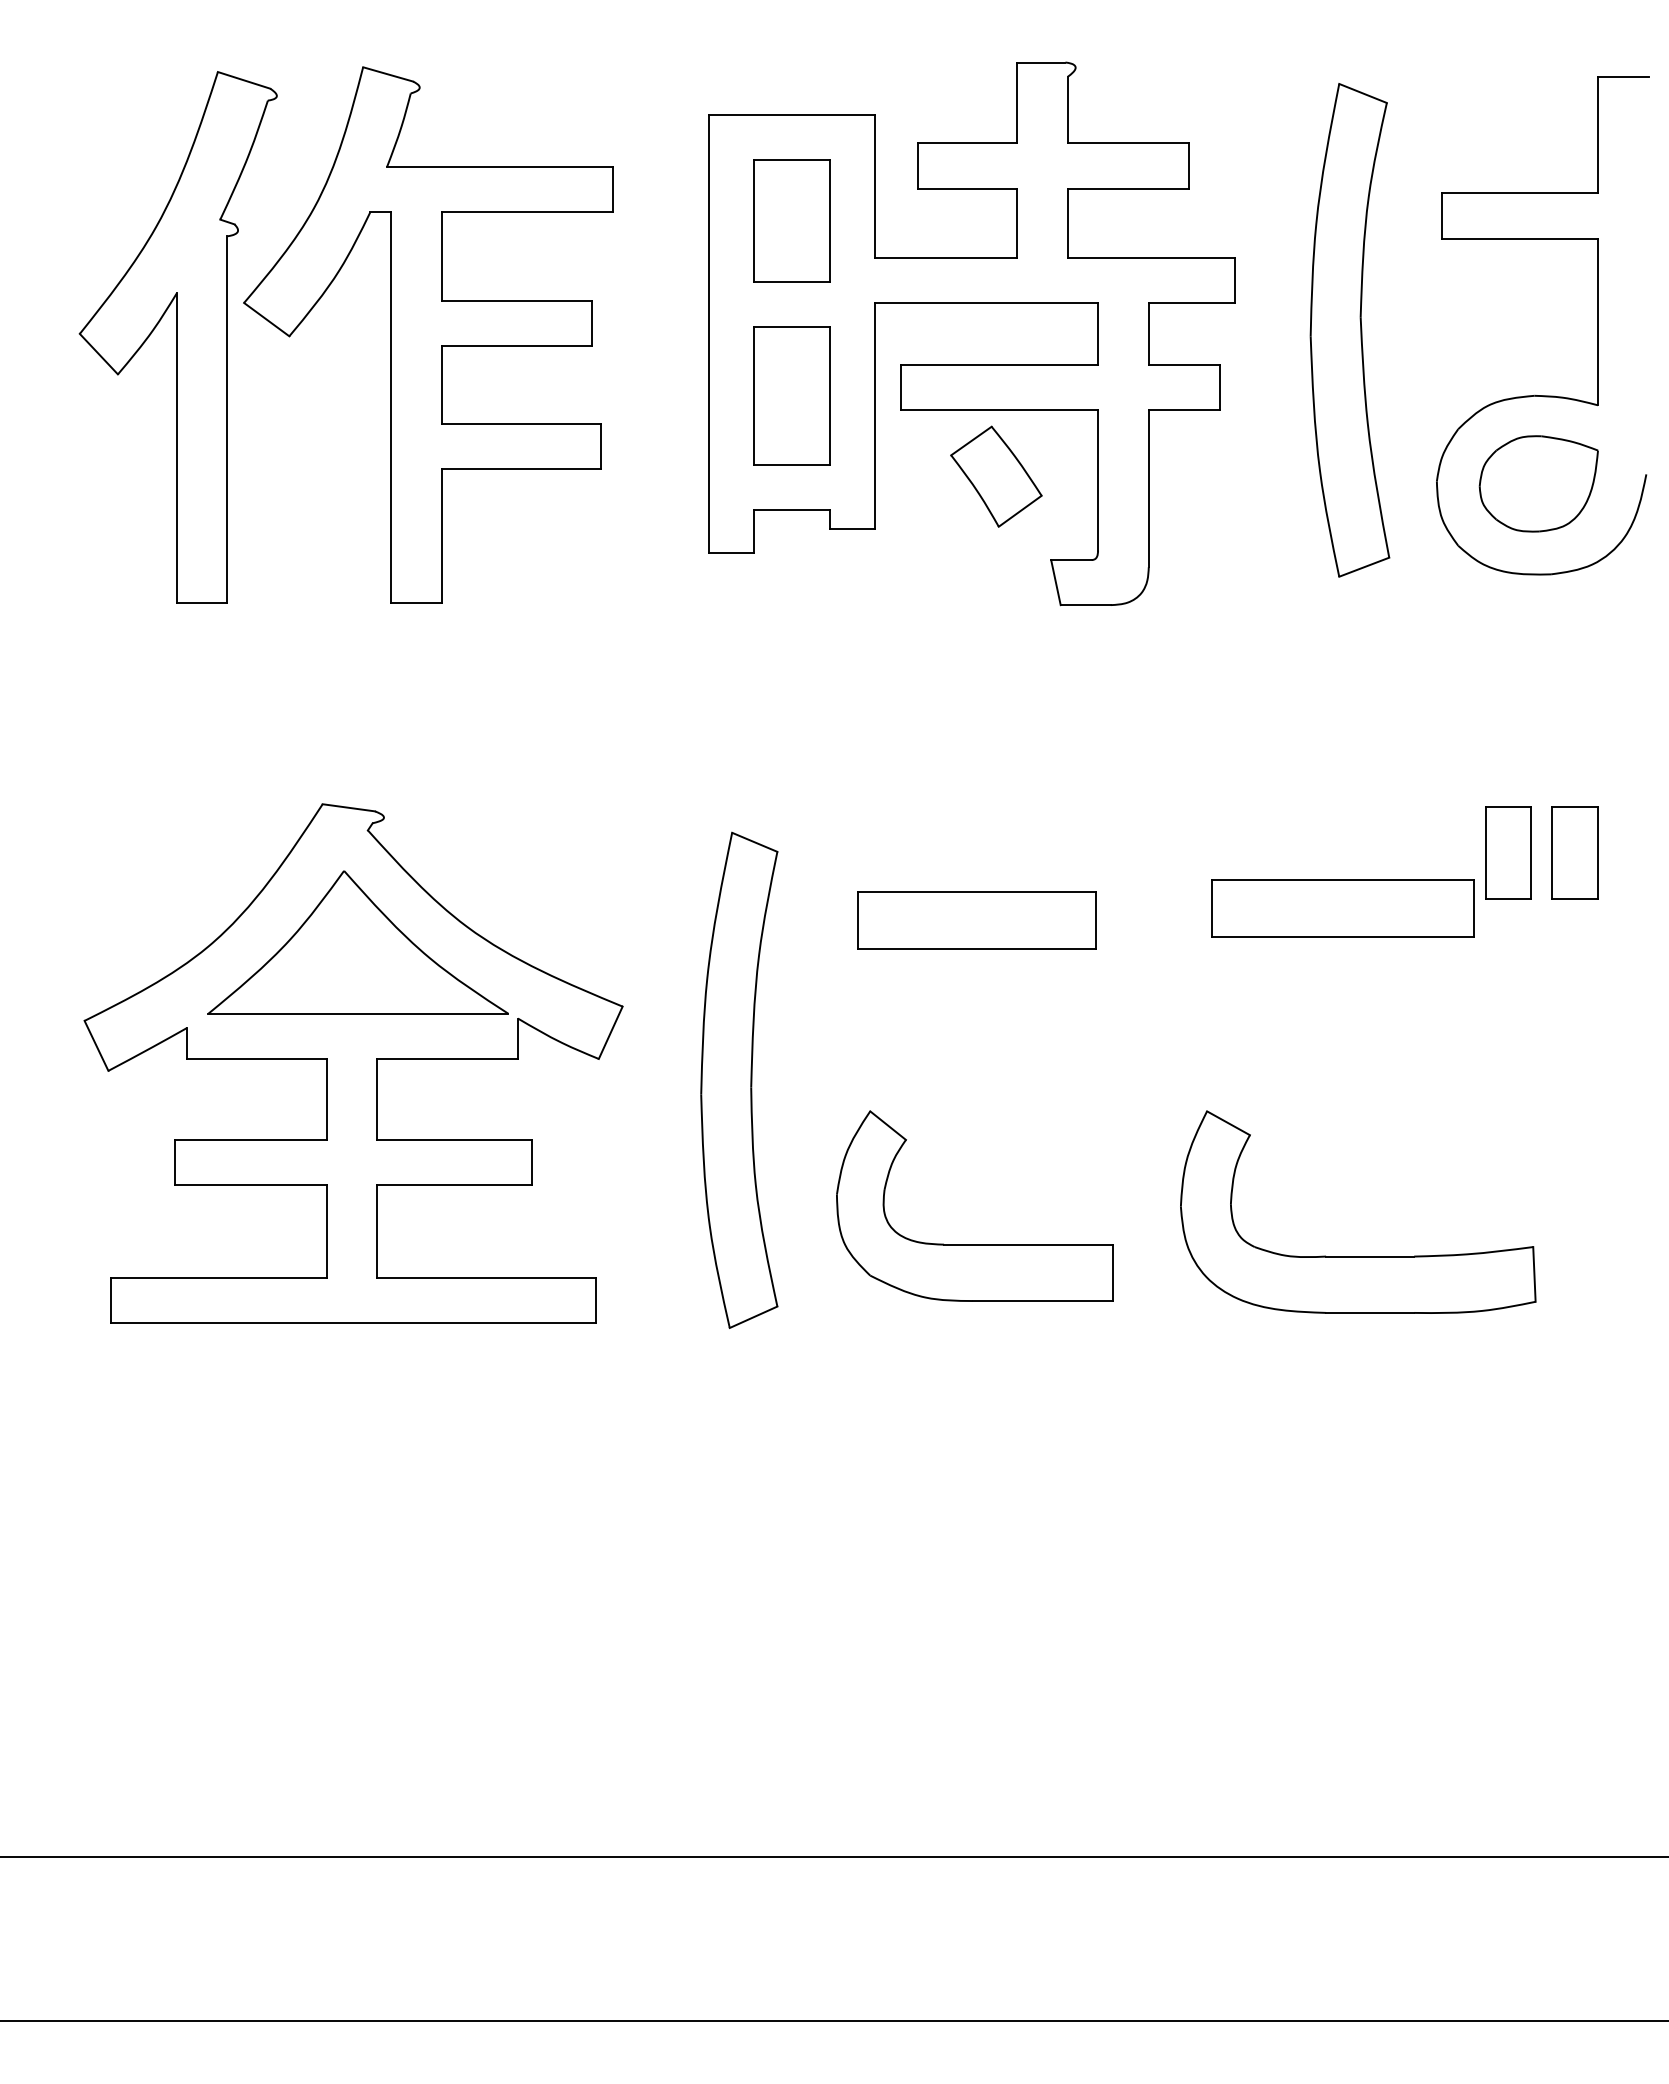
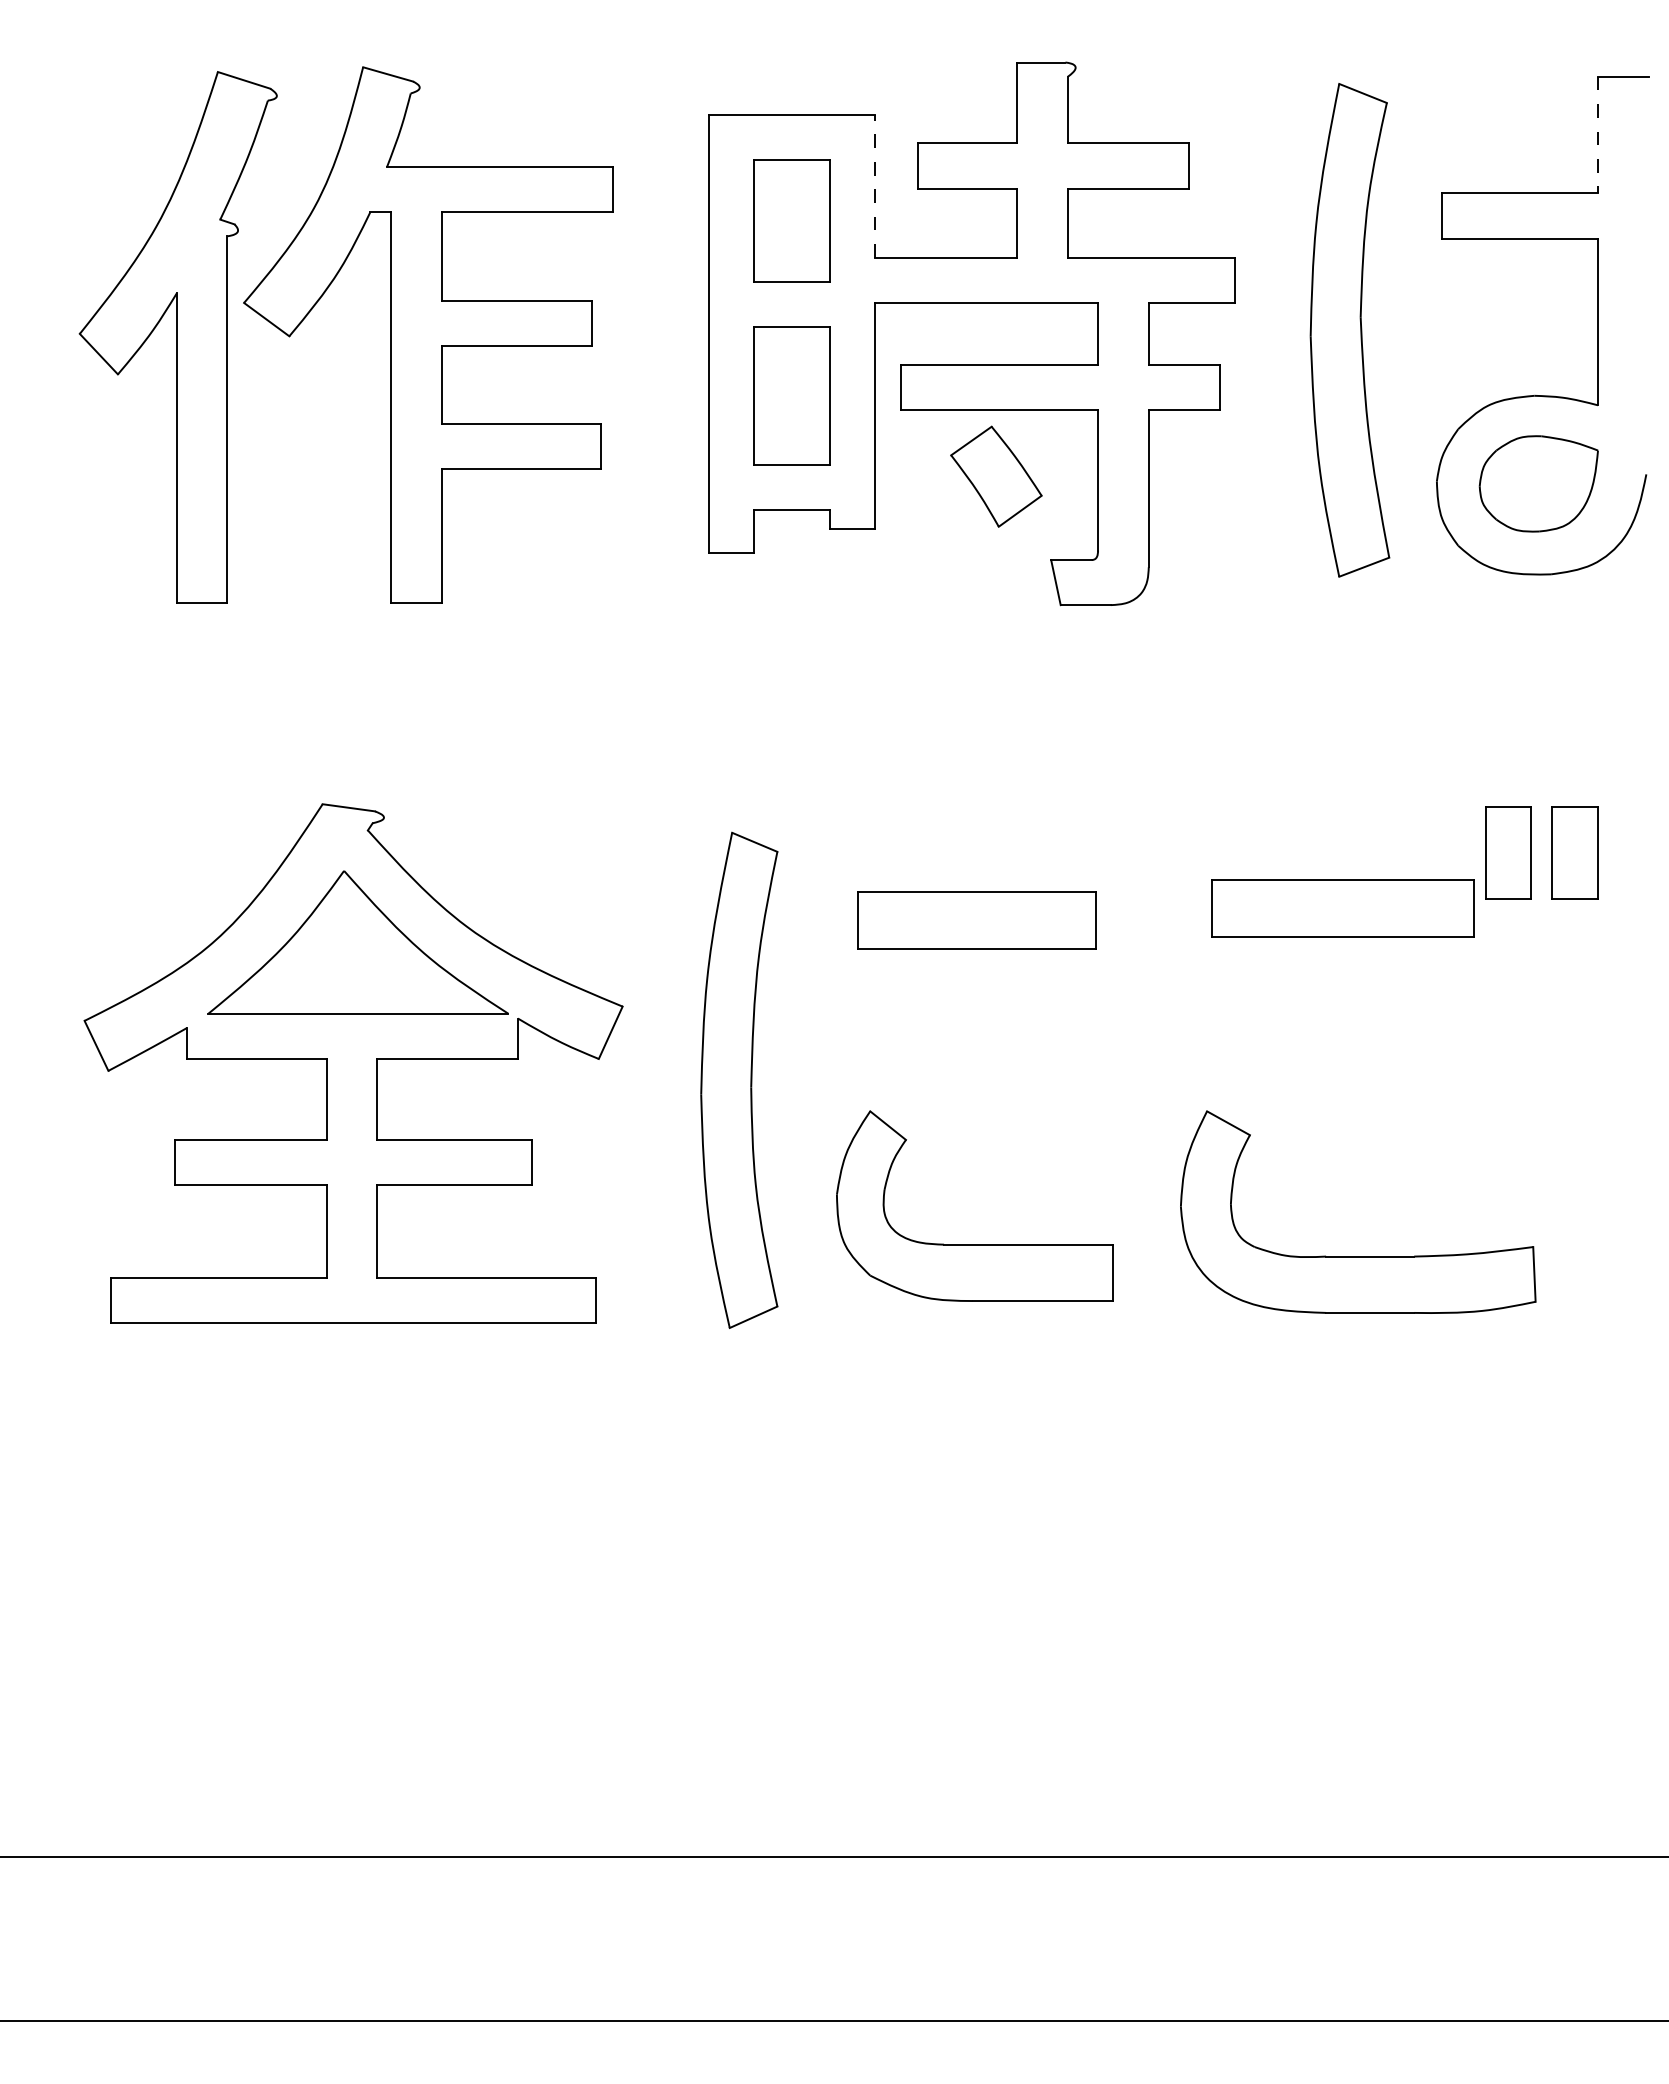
line: solid -> dashed (1598, 135)
line: solid -> dashed (875, 185)
